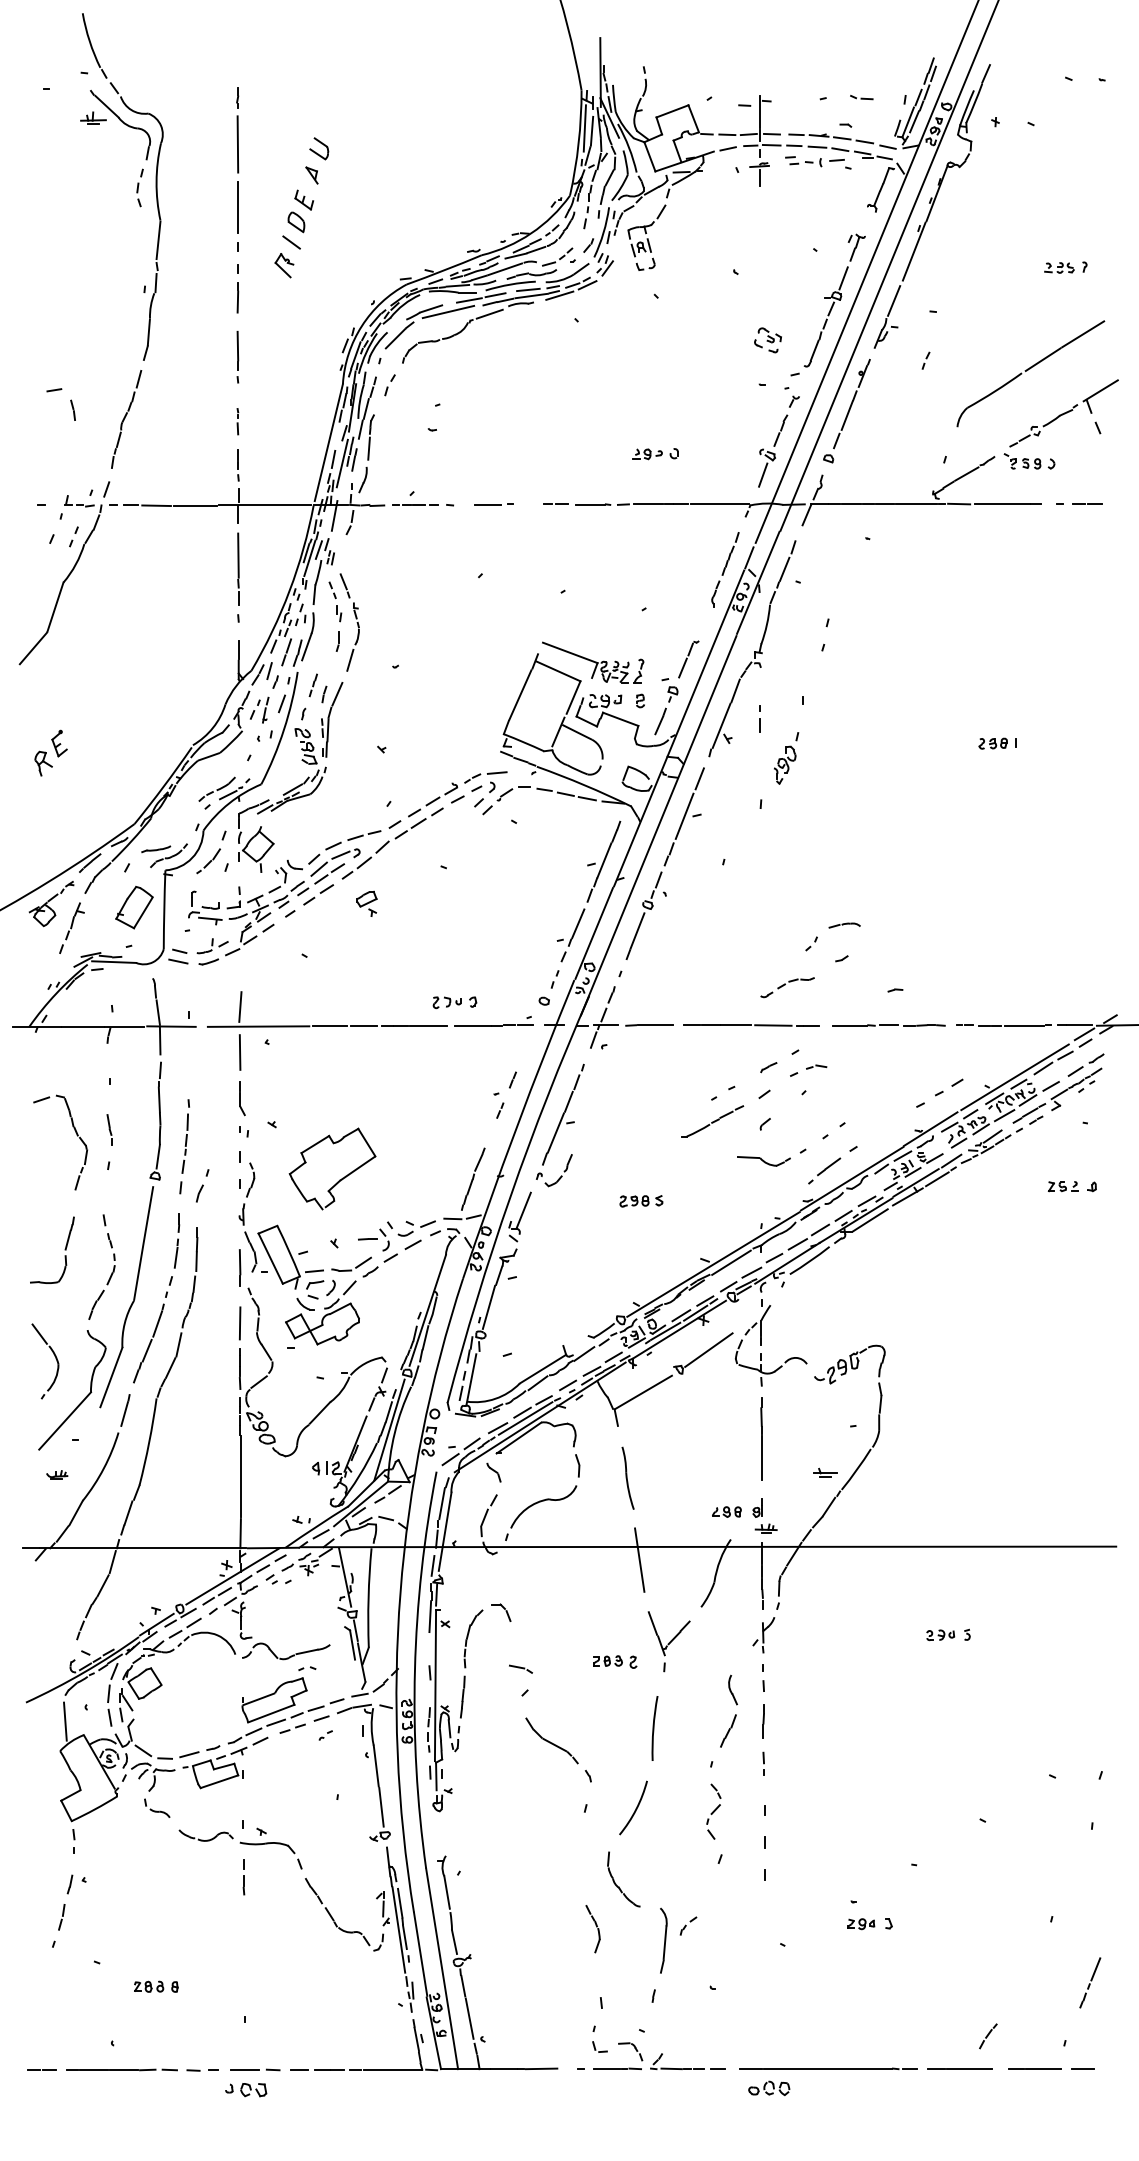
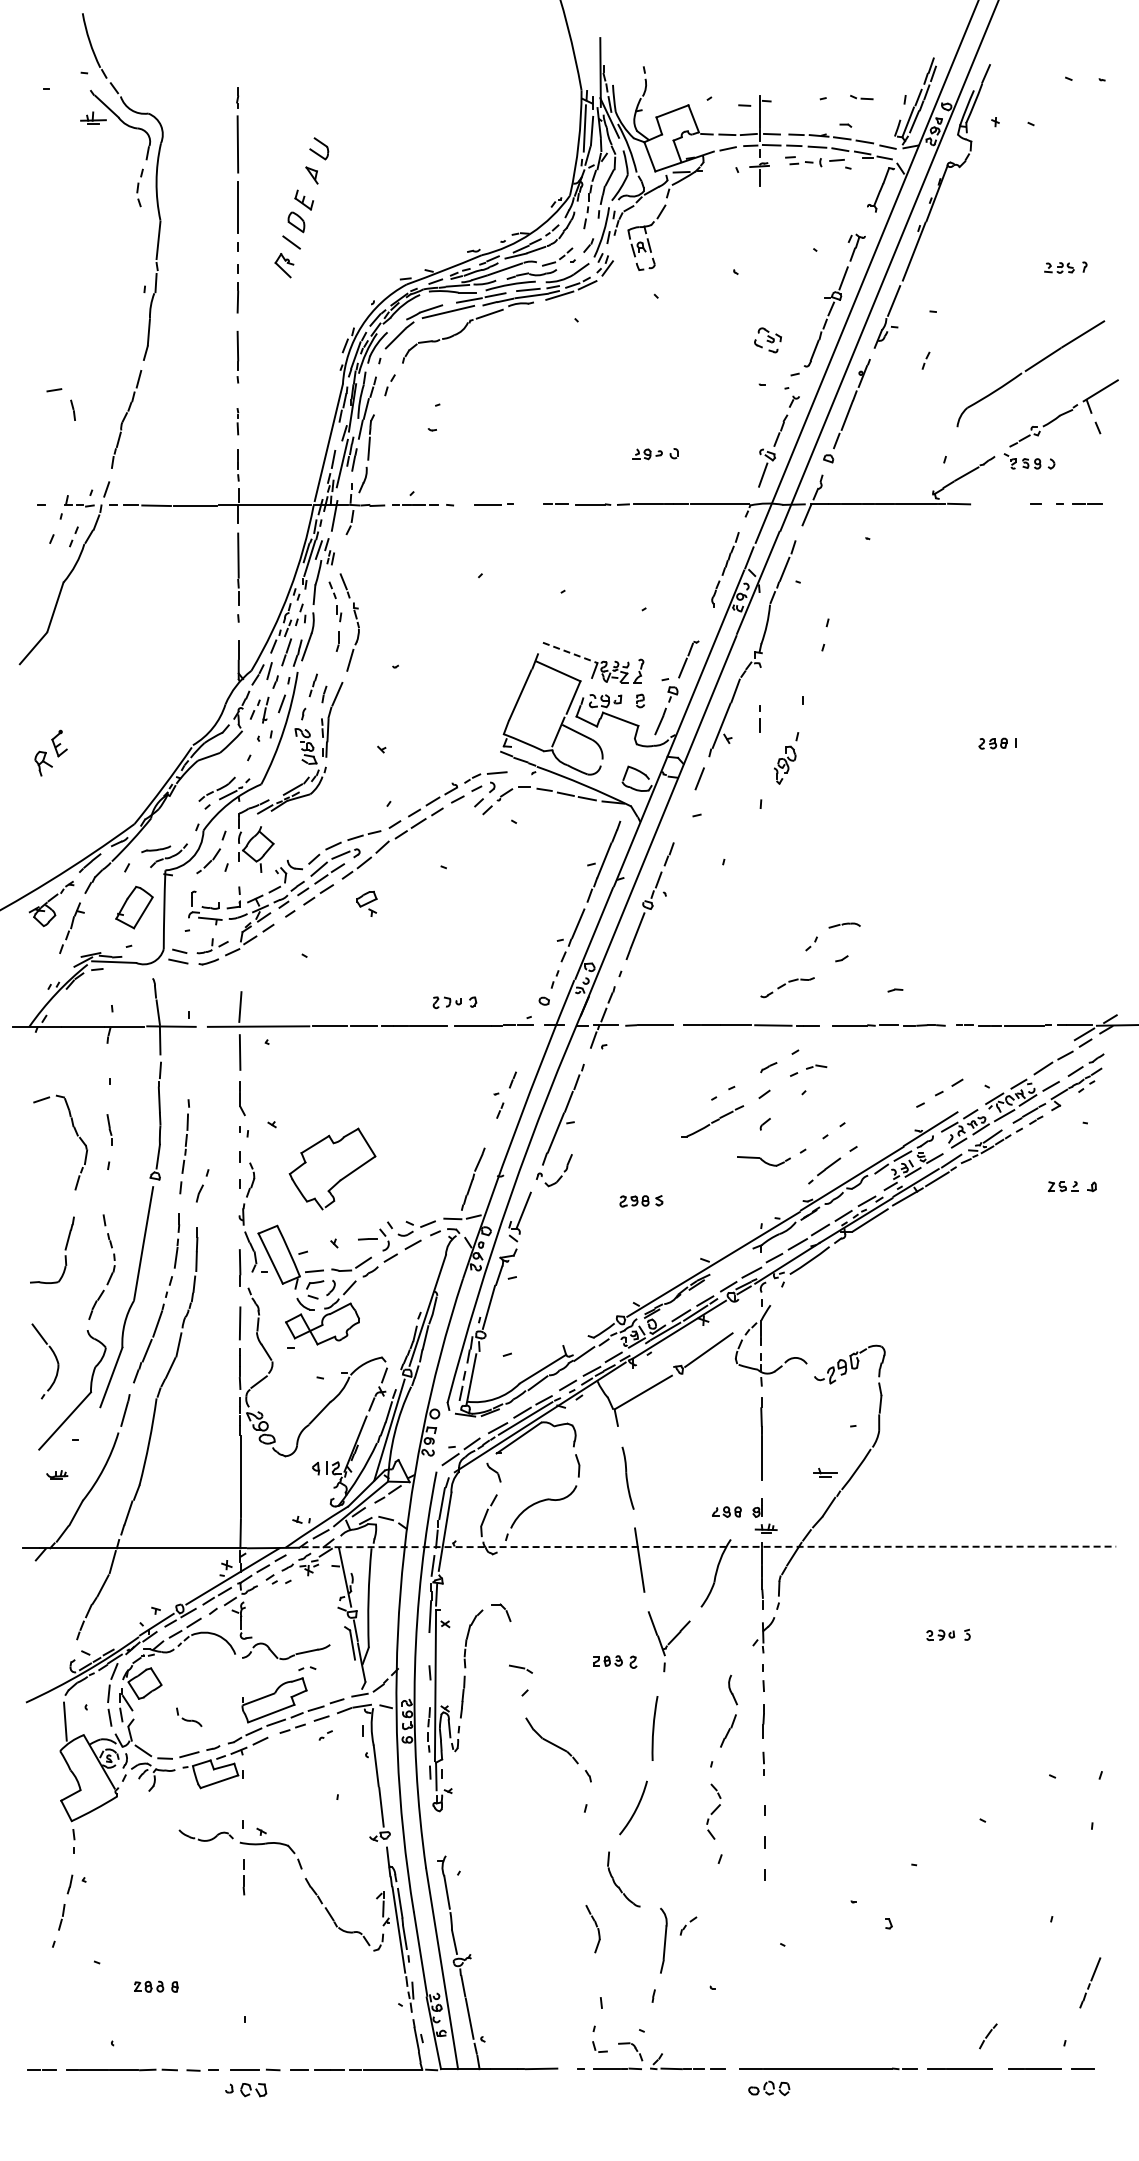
line: present -> none (1001, 504)
line: solid -> dashed (570, 653)
line: present -> none (684, 815)
line: present -> none (1014, 1077)
line: present -> none (731, 1262)
line: solid -> dashed (709, 1546)
part position: (157, 1807) -> (189, 1716) (189, 1716)
part: present -> none (861, 1924)
